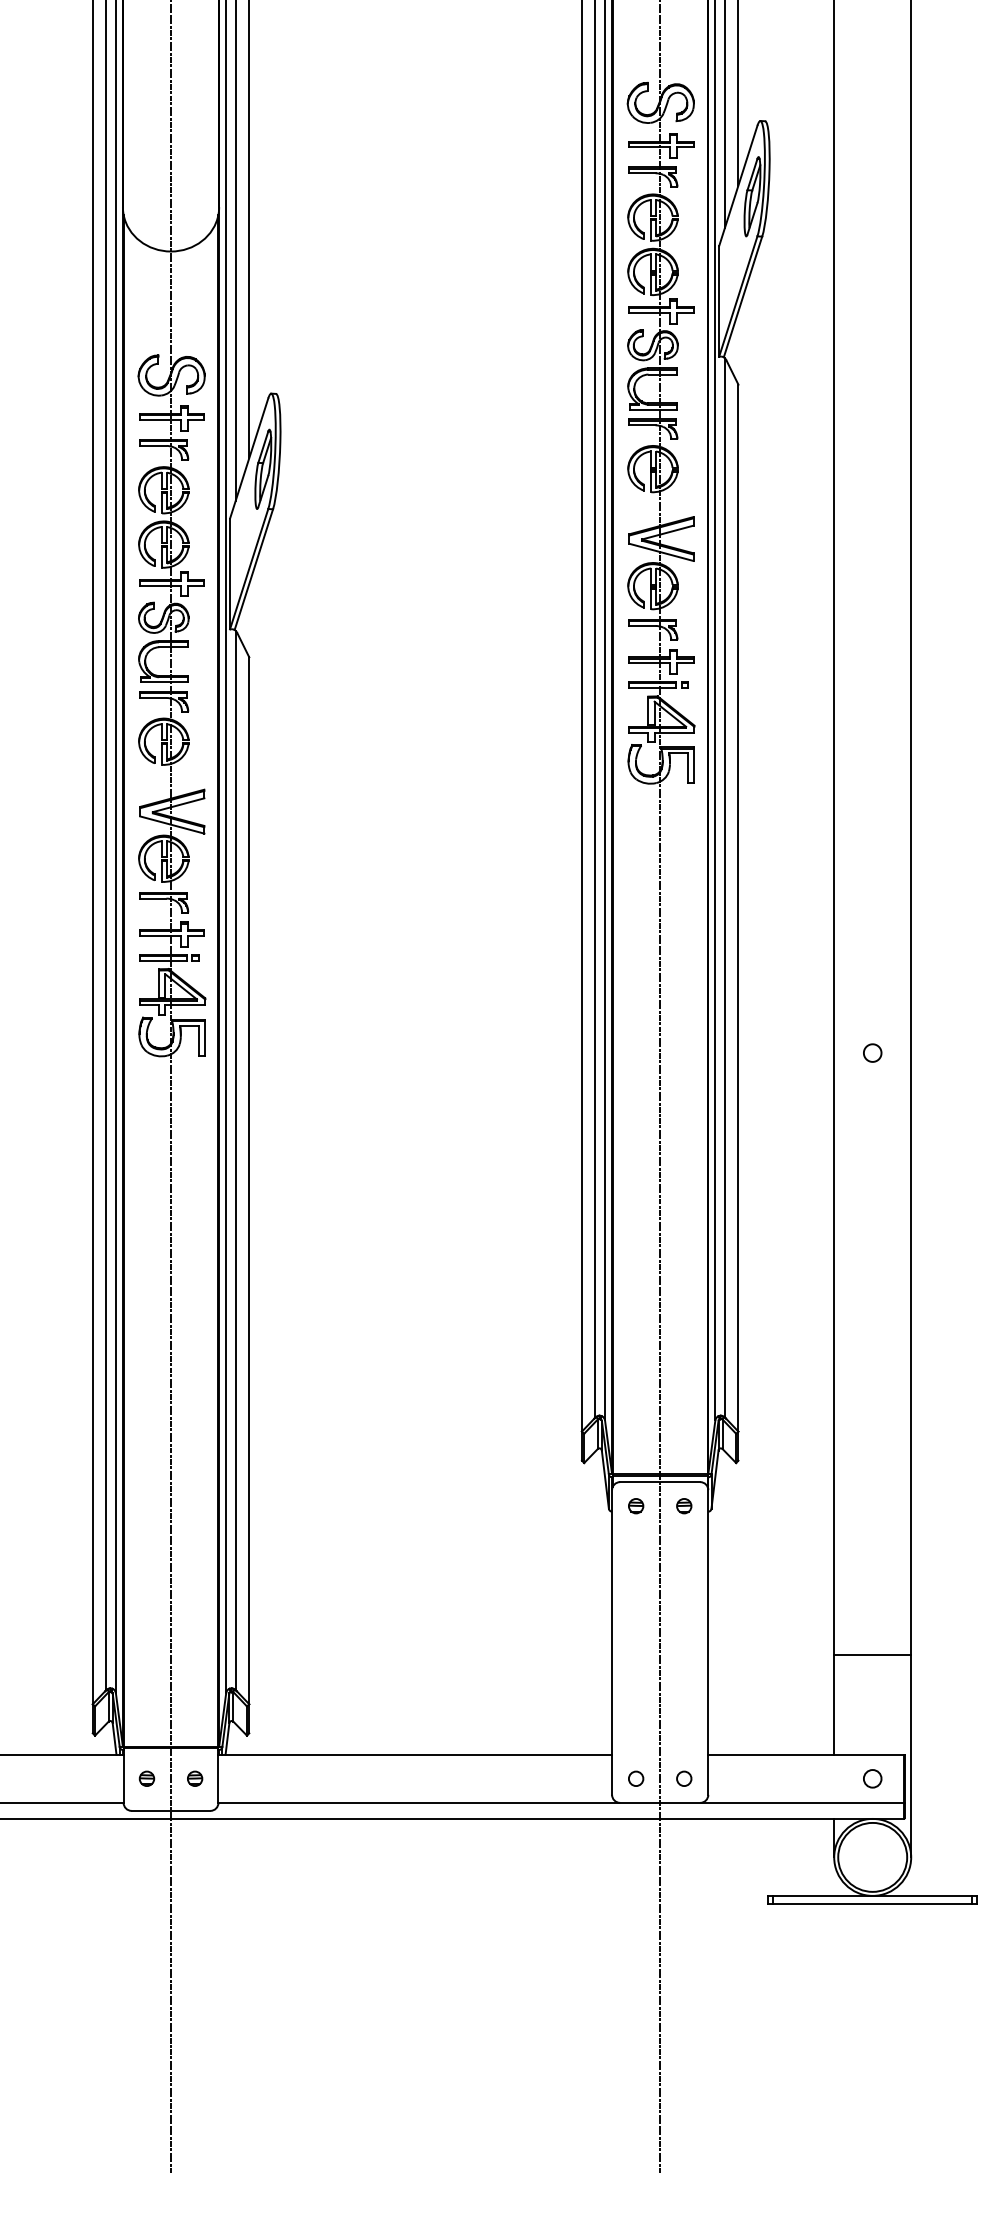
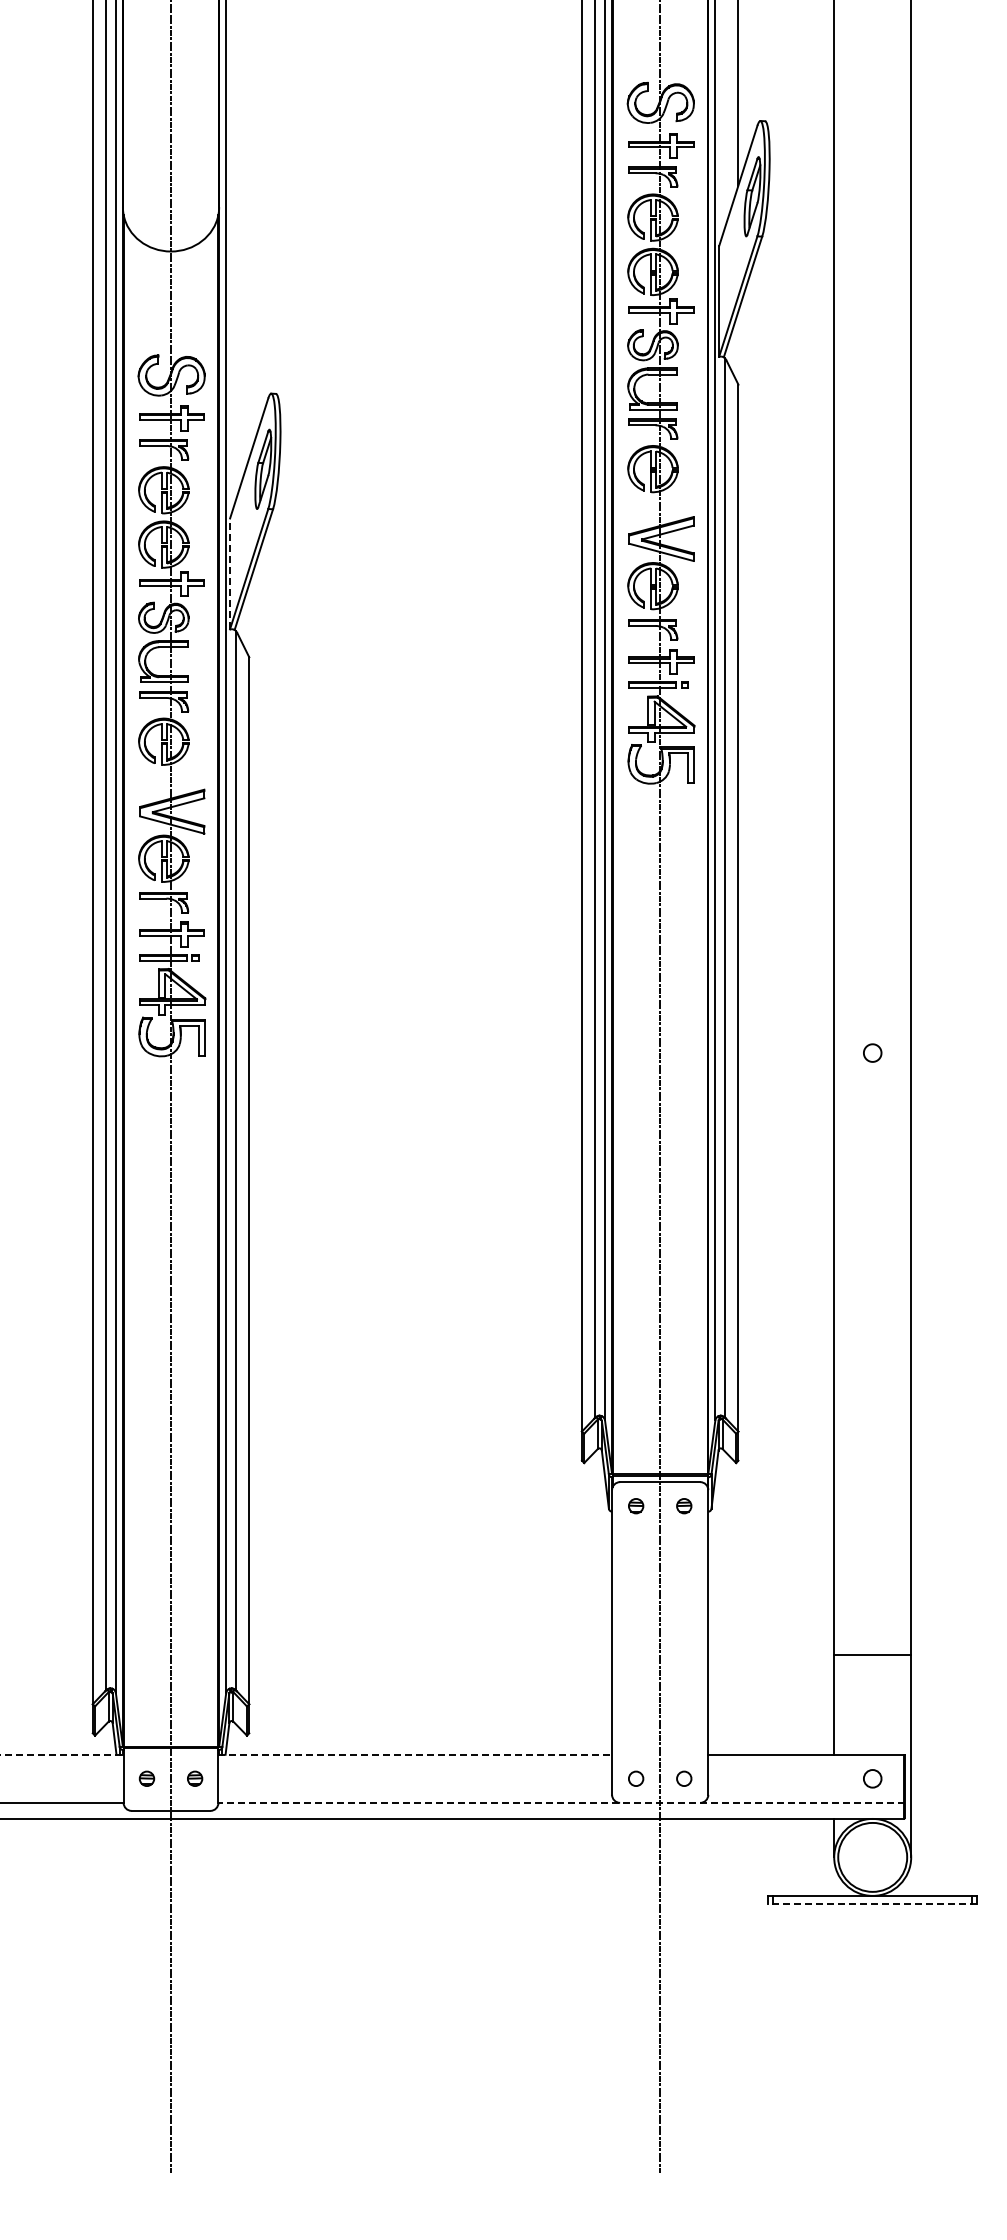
line: present -> none (724, 115)
line: present -> none (249, 230)
line: present -> none (235, 251)
line: solid -> dashed (230, 573)
line: solid -> dashed (62, 1754)
line: solid -> dashed (415, 1754)
line: solid -> dashed (561, 1802)
line: solid -> dashed (872, 1903)
